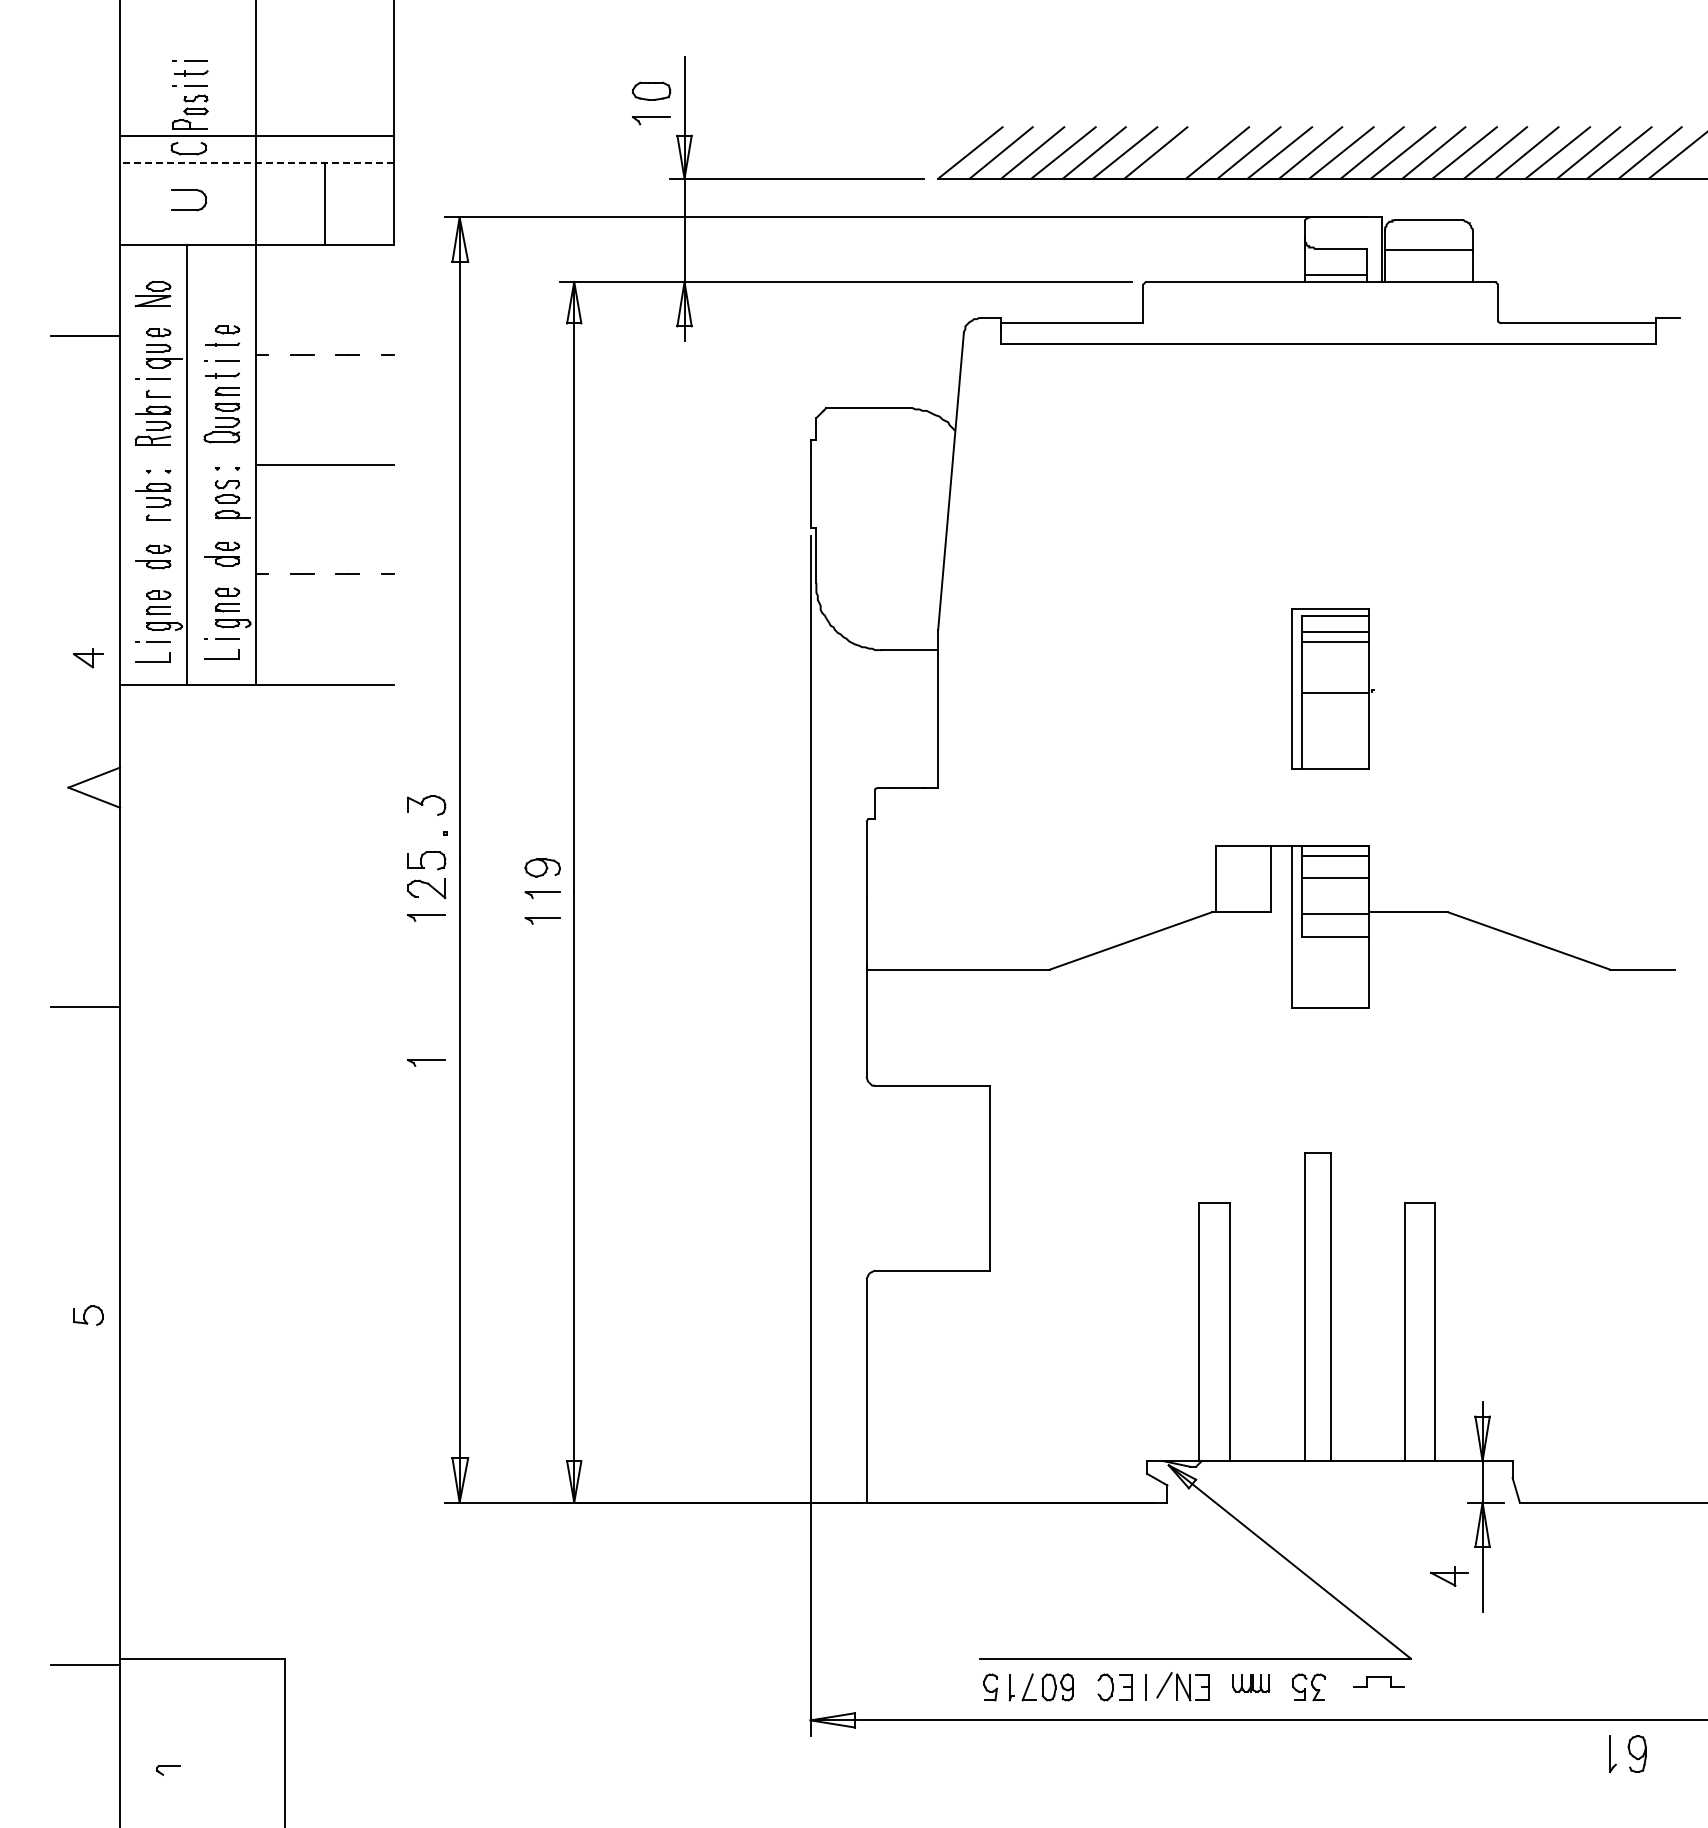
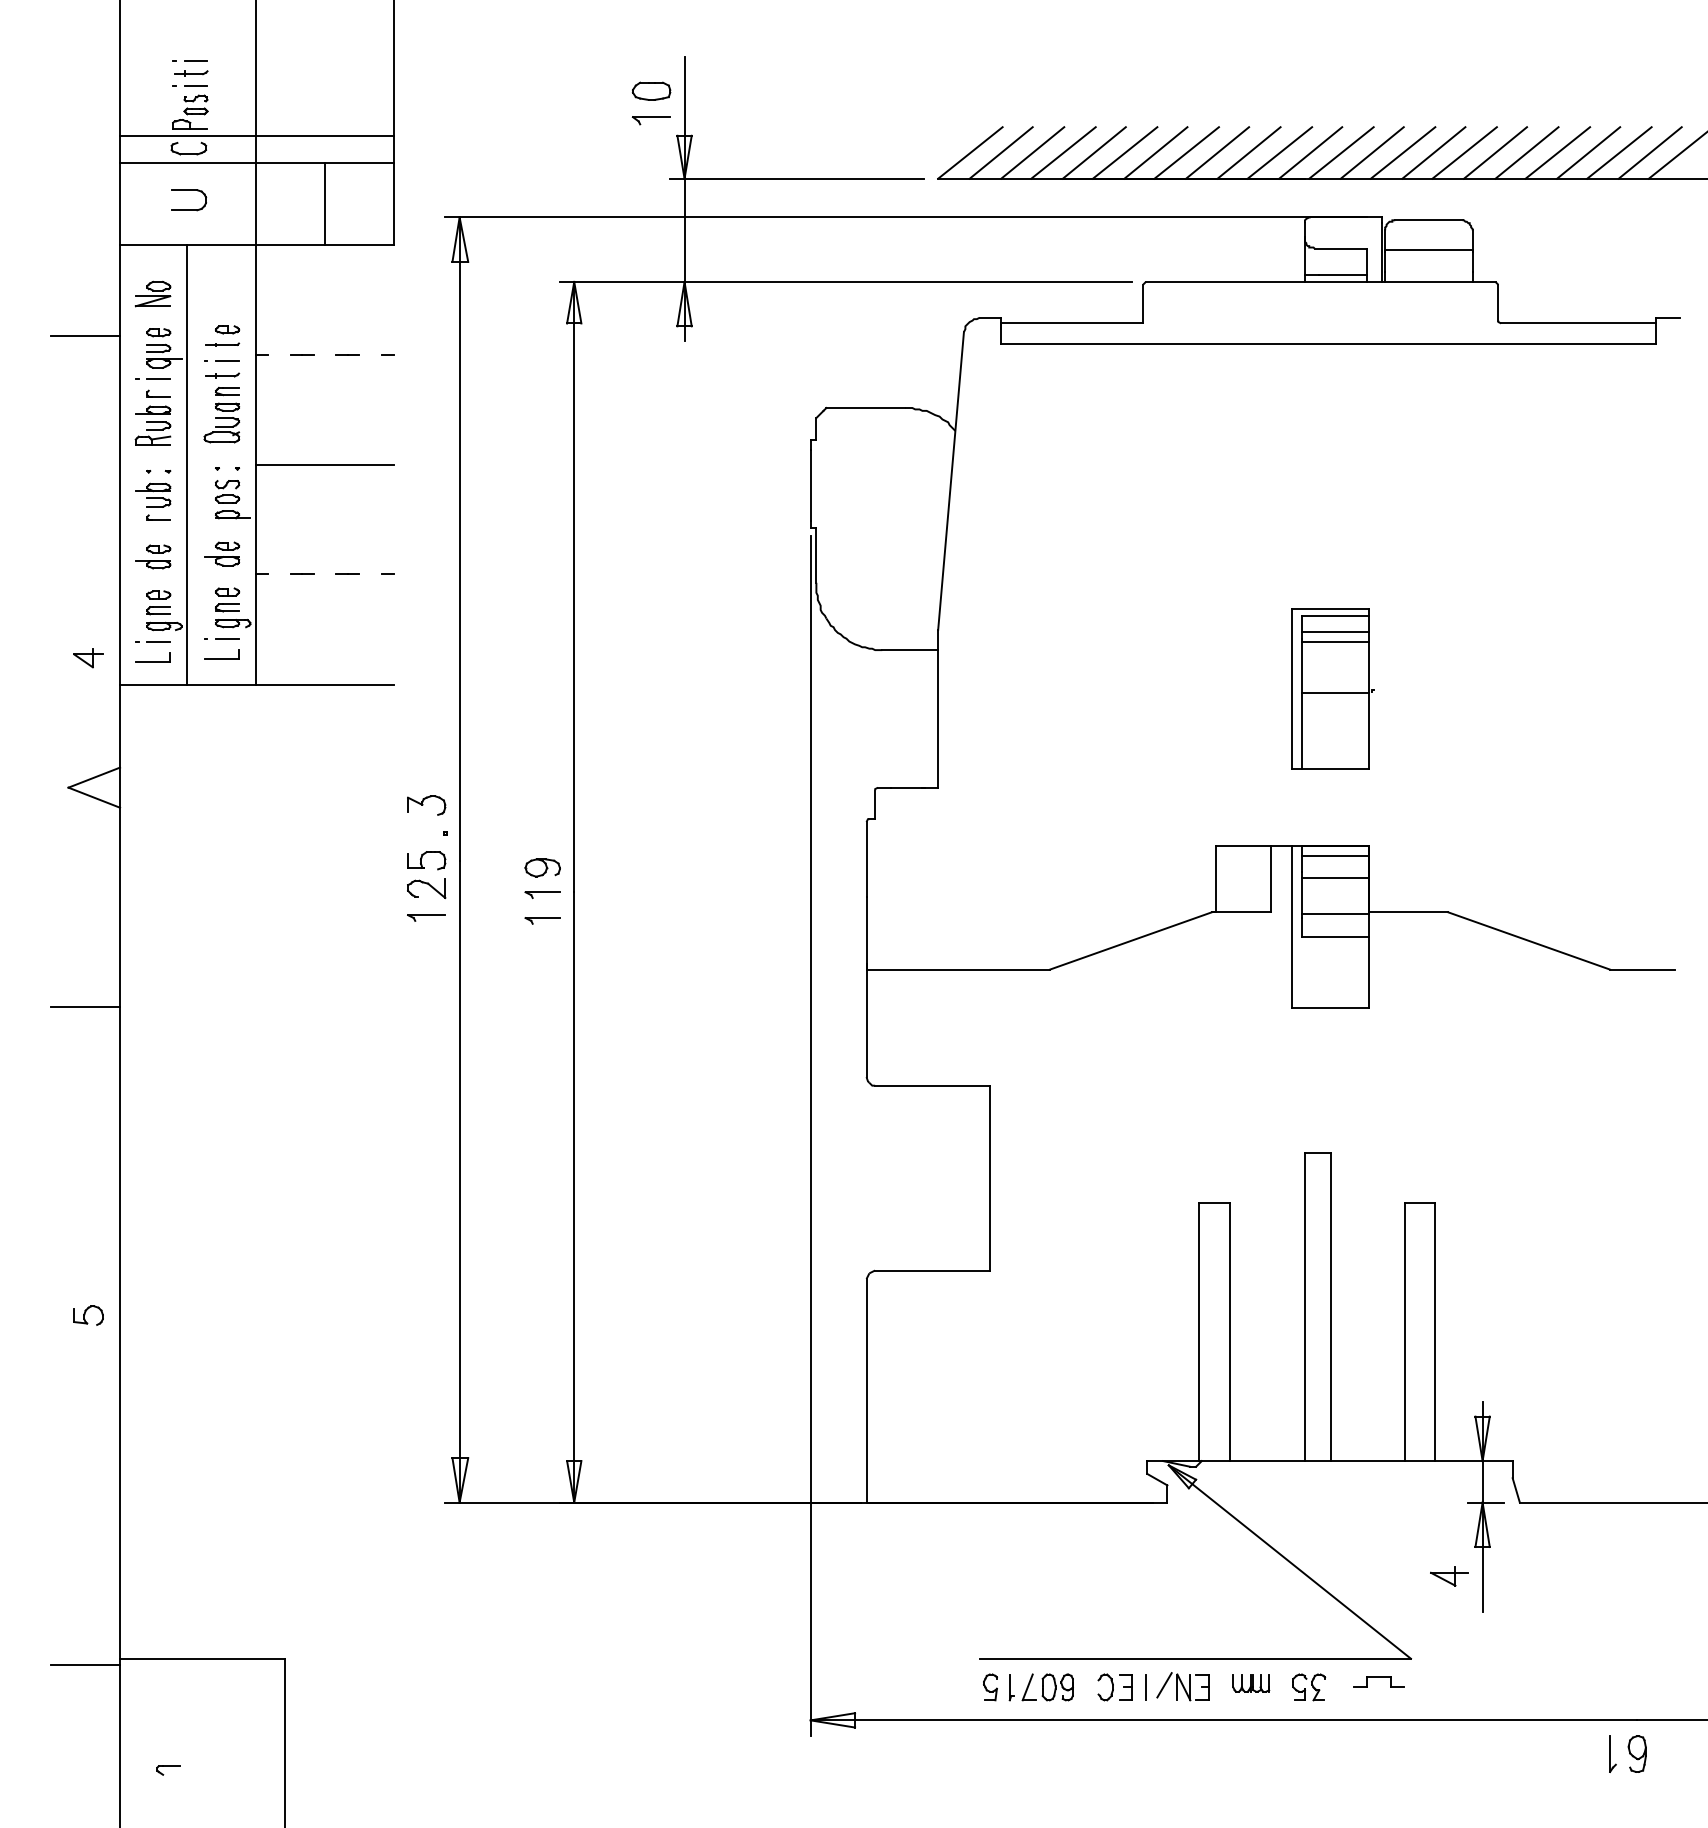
line: none -> present (1186, 152)
line: dashed -> solid (256, 163)
part: present -> none (426, 1062)
